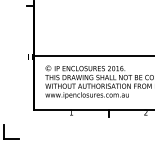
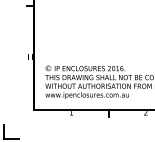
line: present -> none (92, 55)
